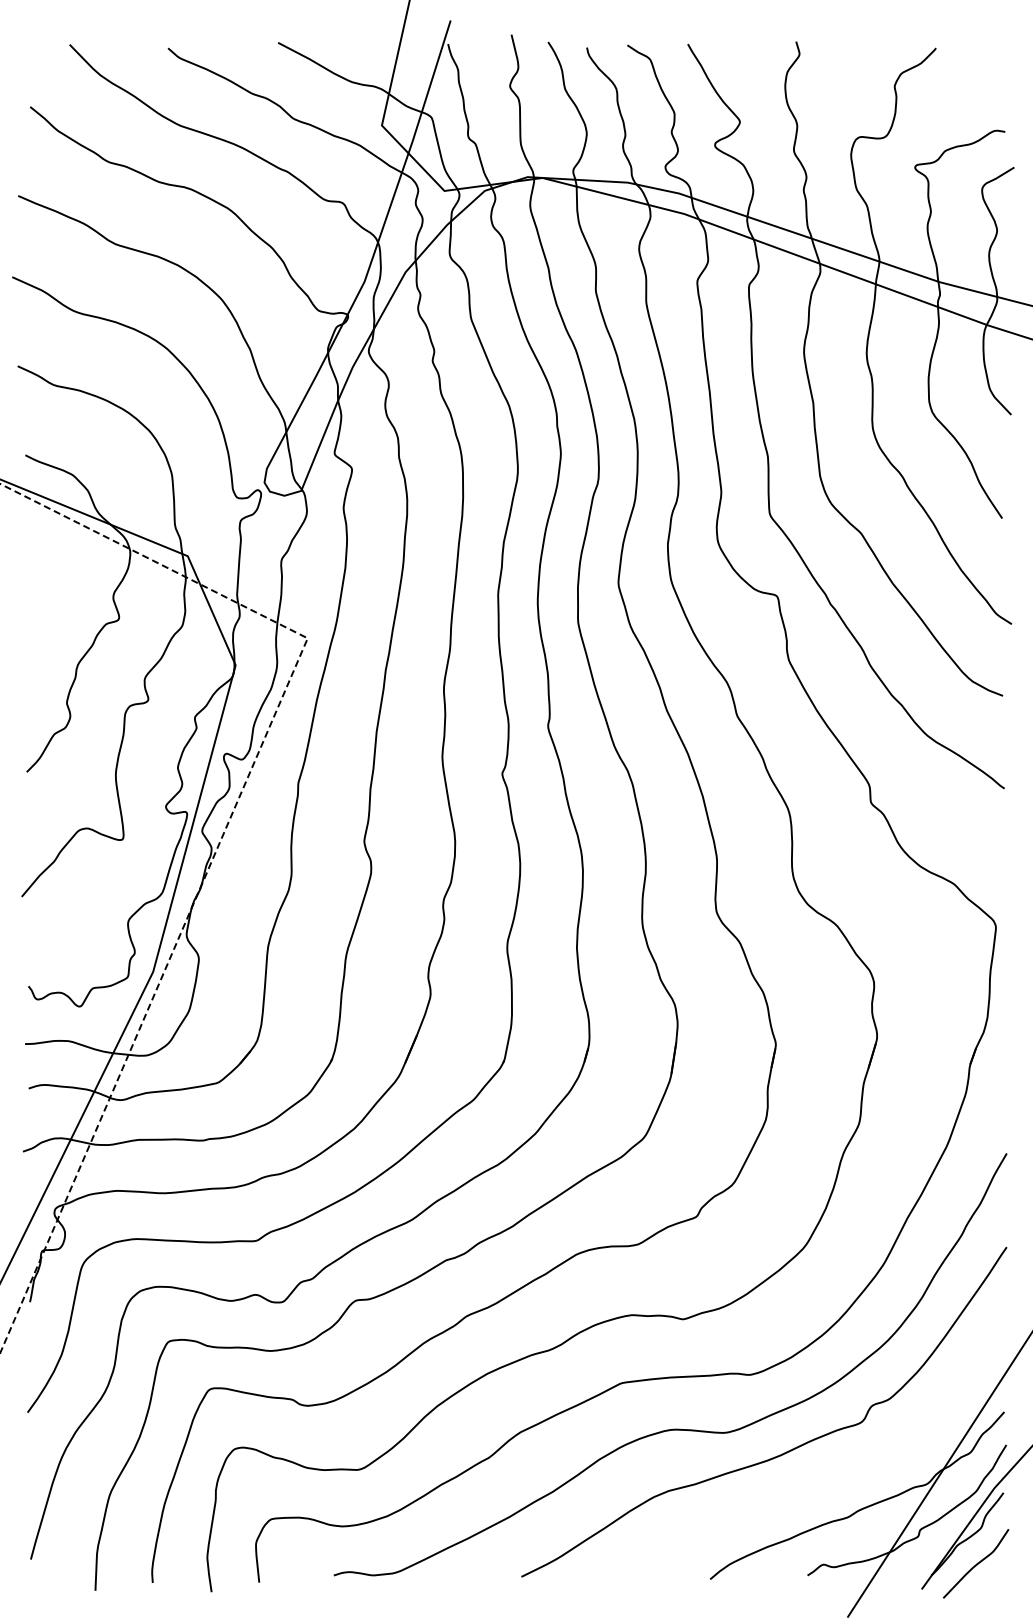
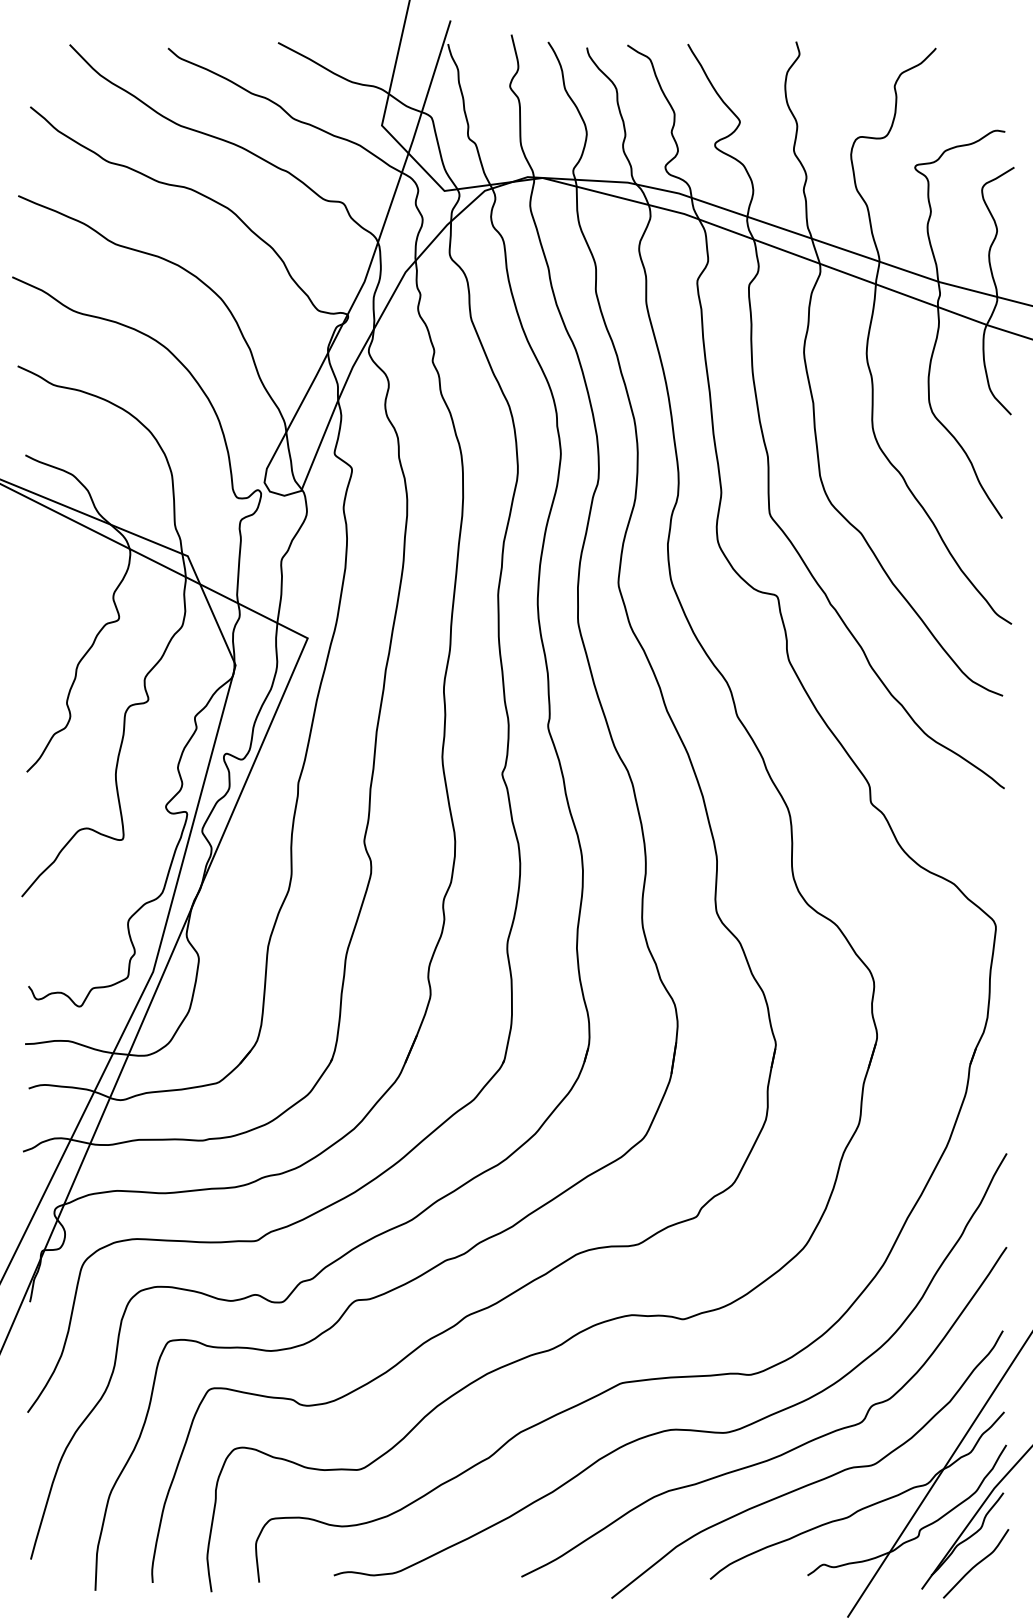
line: dashed -> solid (222, 836)
curve: none -> present (814, 1481)
